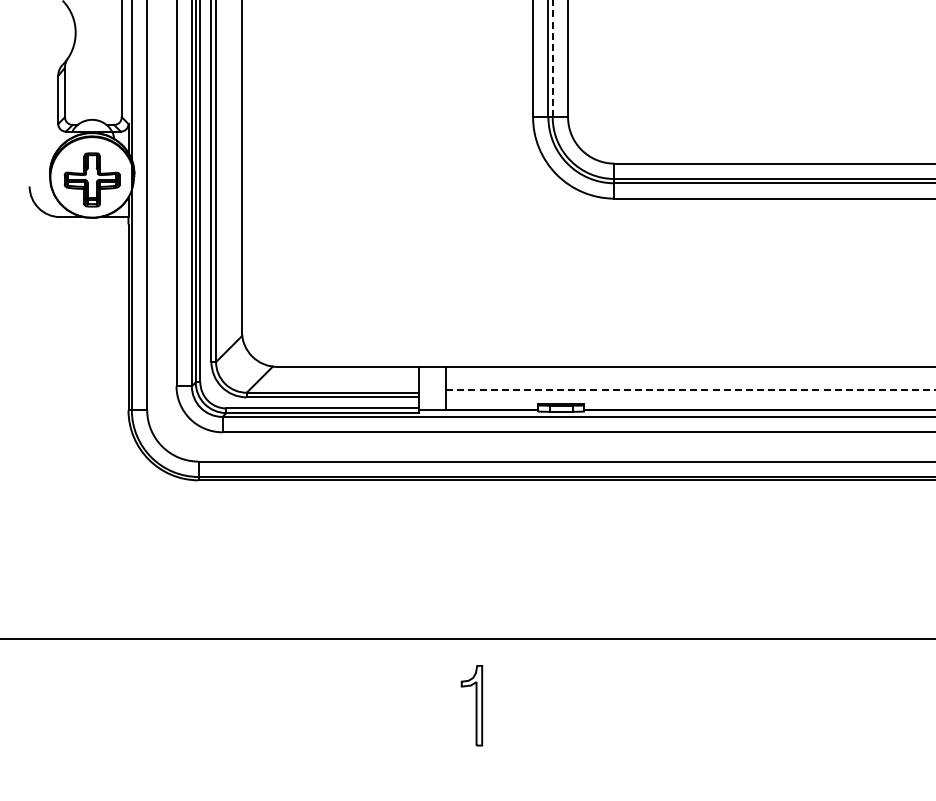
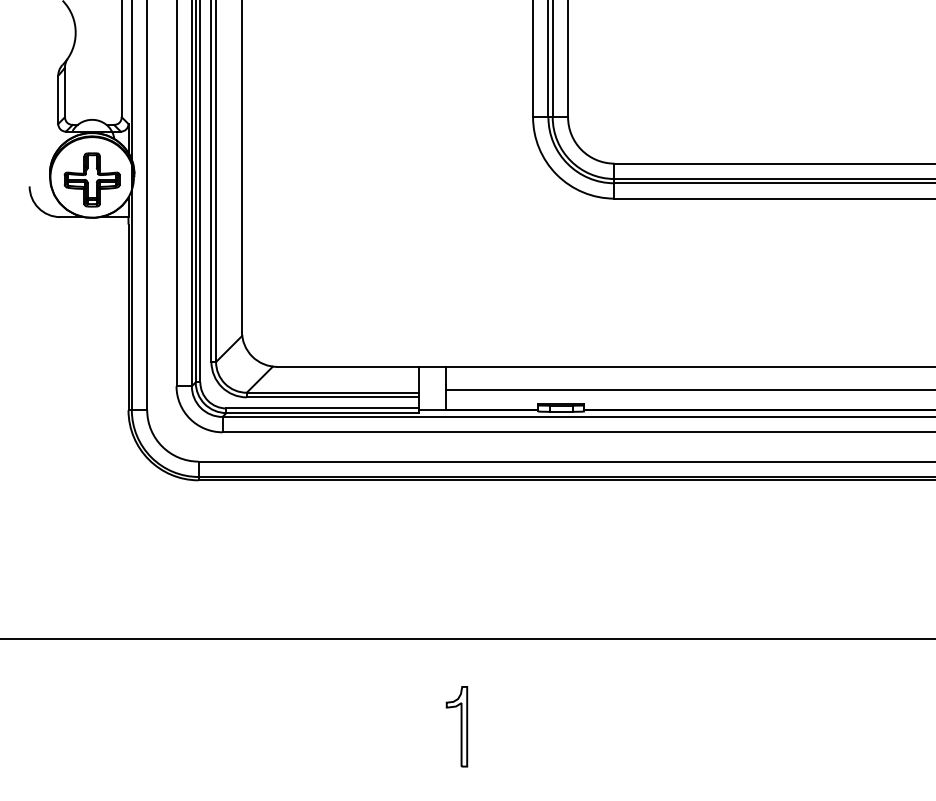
line: dashed -> solid (552, 58)
line: dashed -> solid (691, 389)
part position: (471, 705) -> (456, 726) (456, 726)
